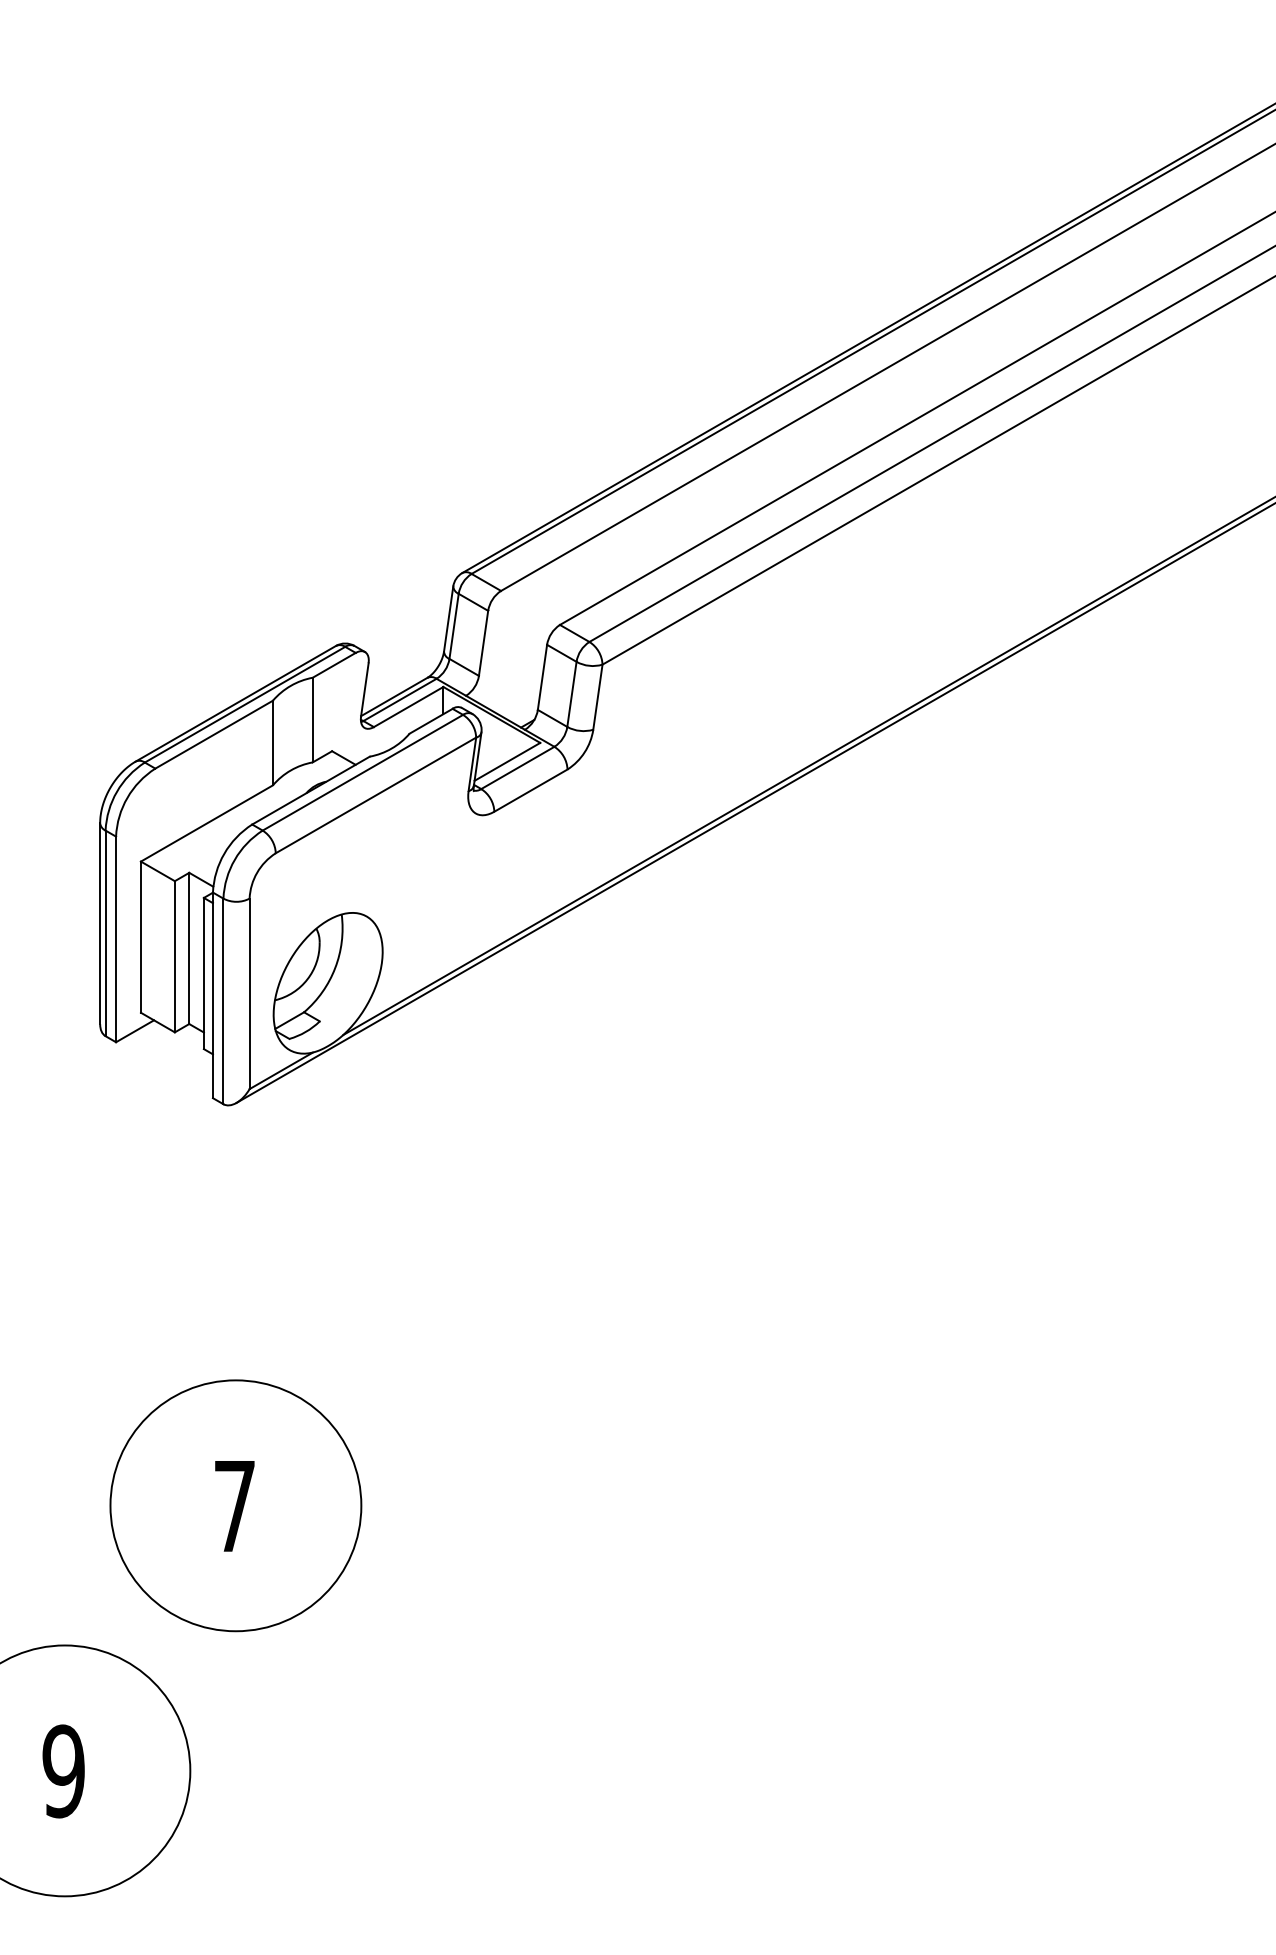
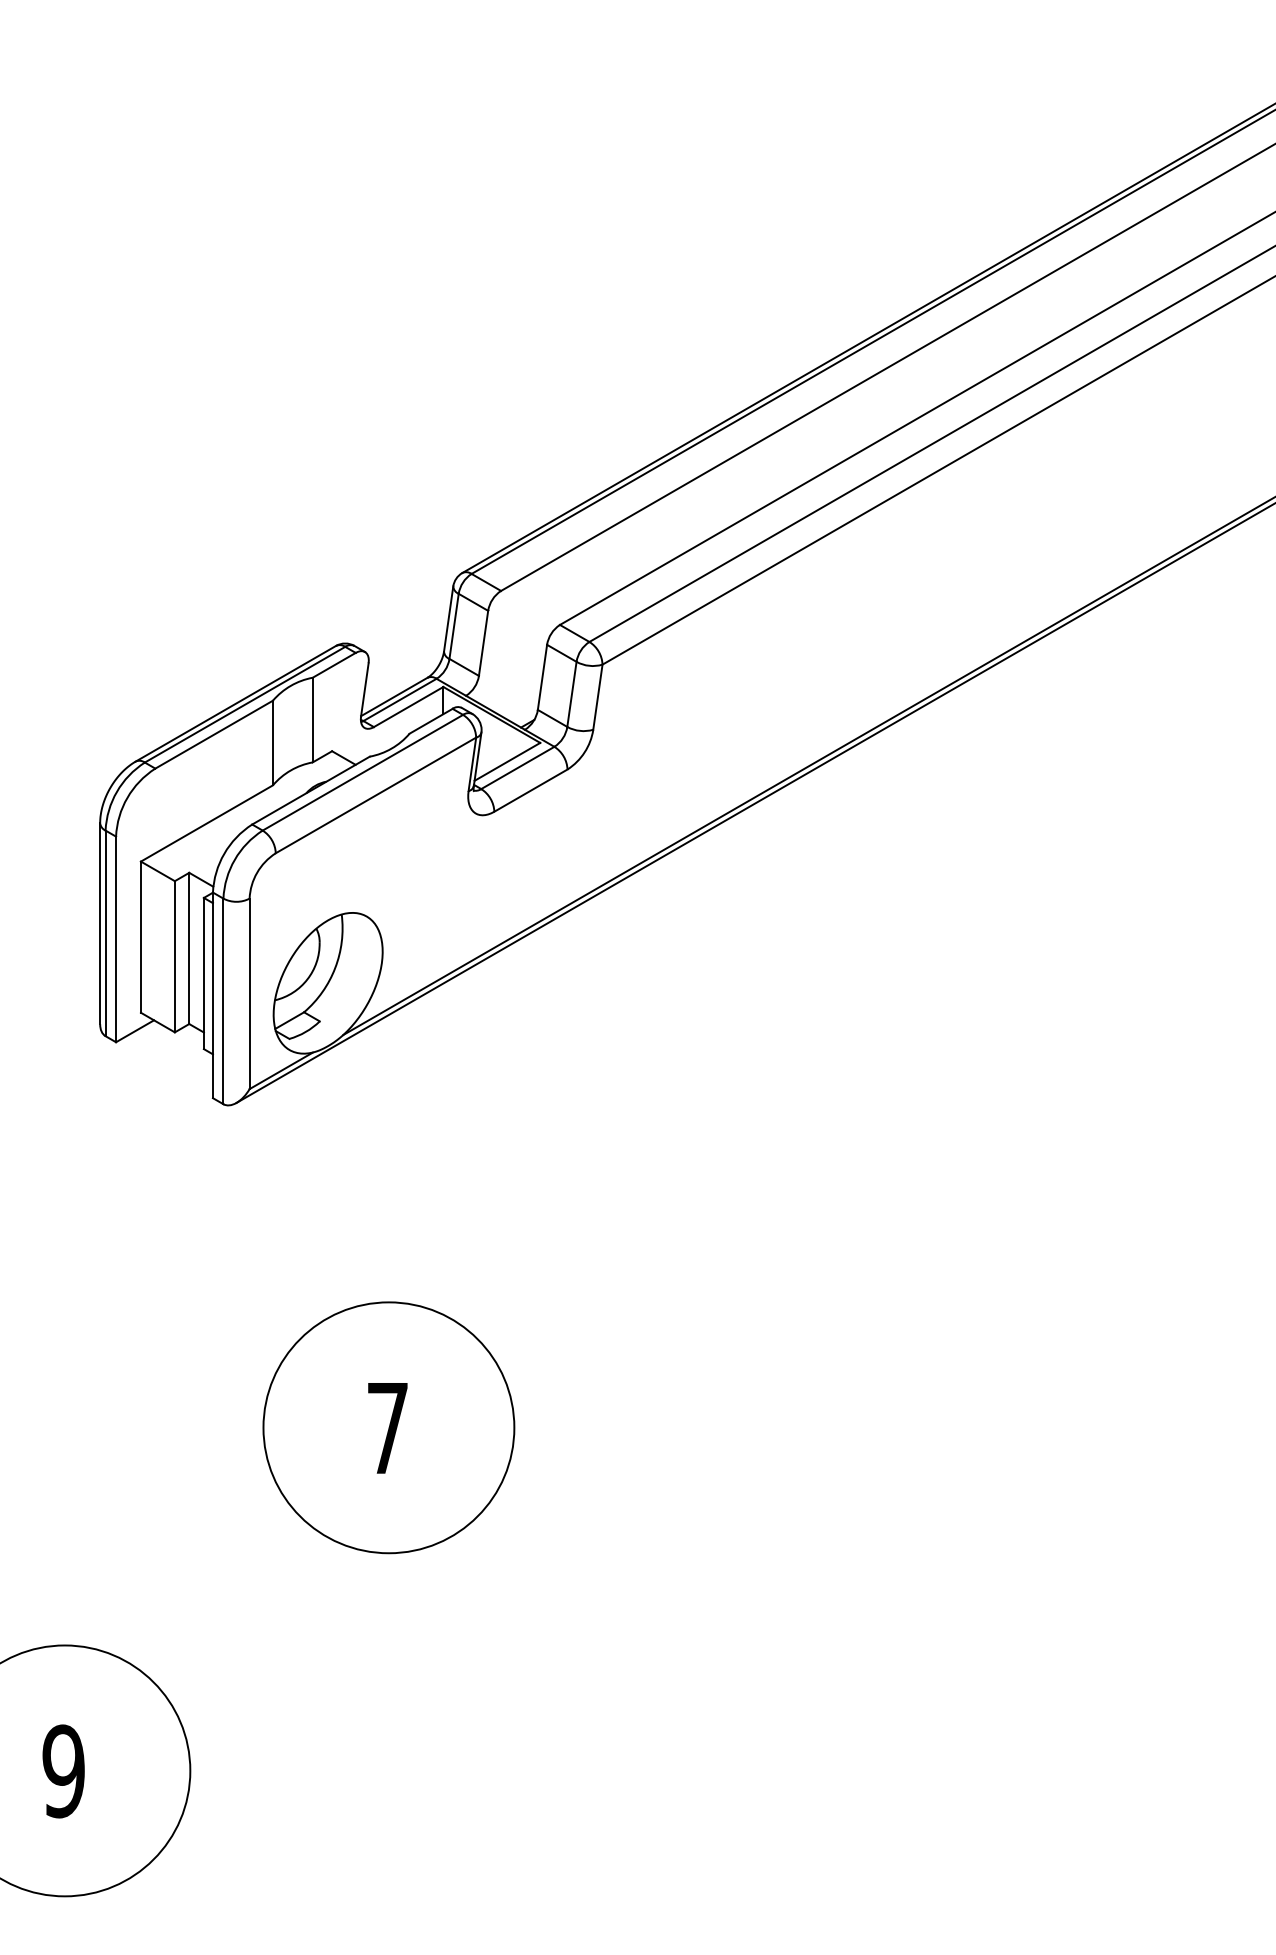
part position: (235, 1505) -> (388, 1427) (388, 1427)
